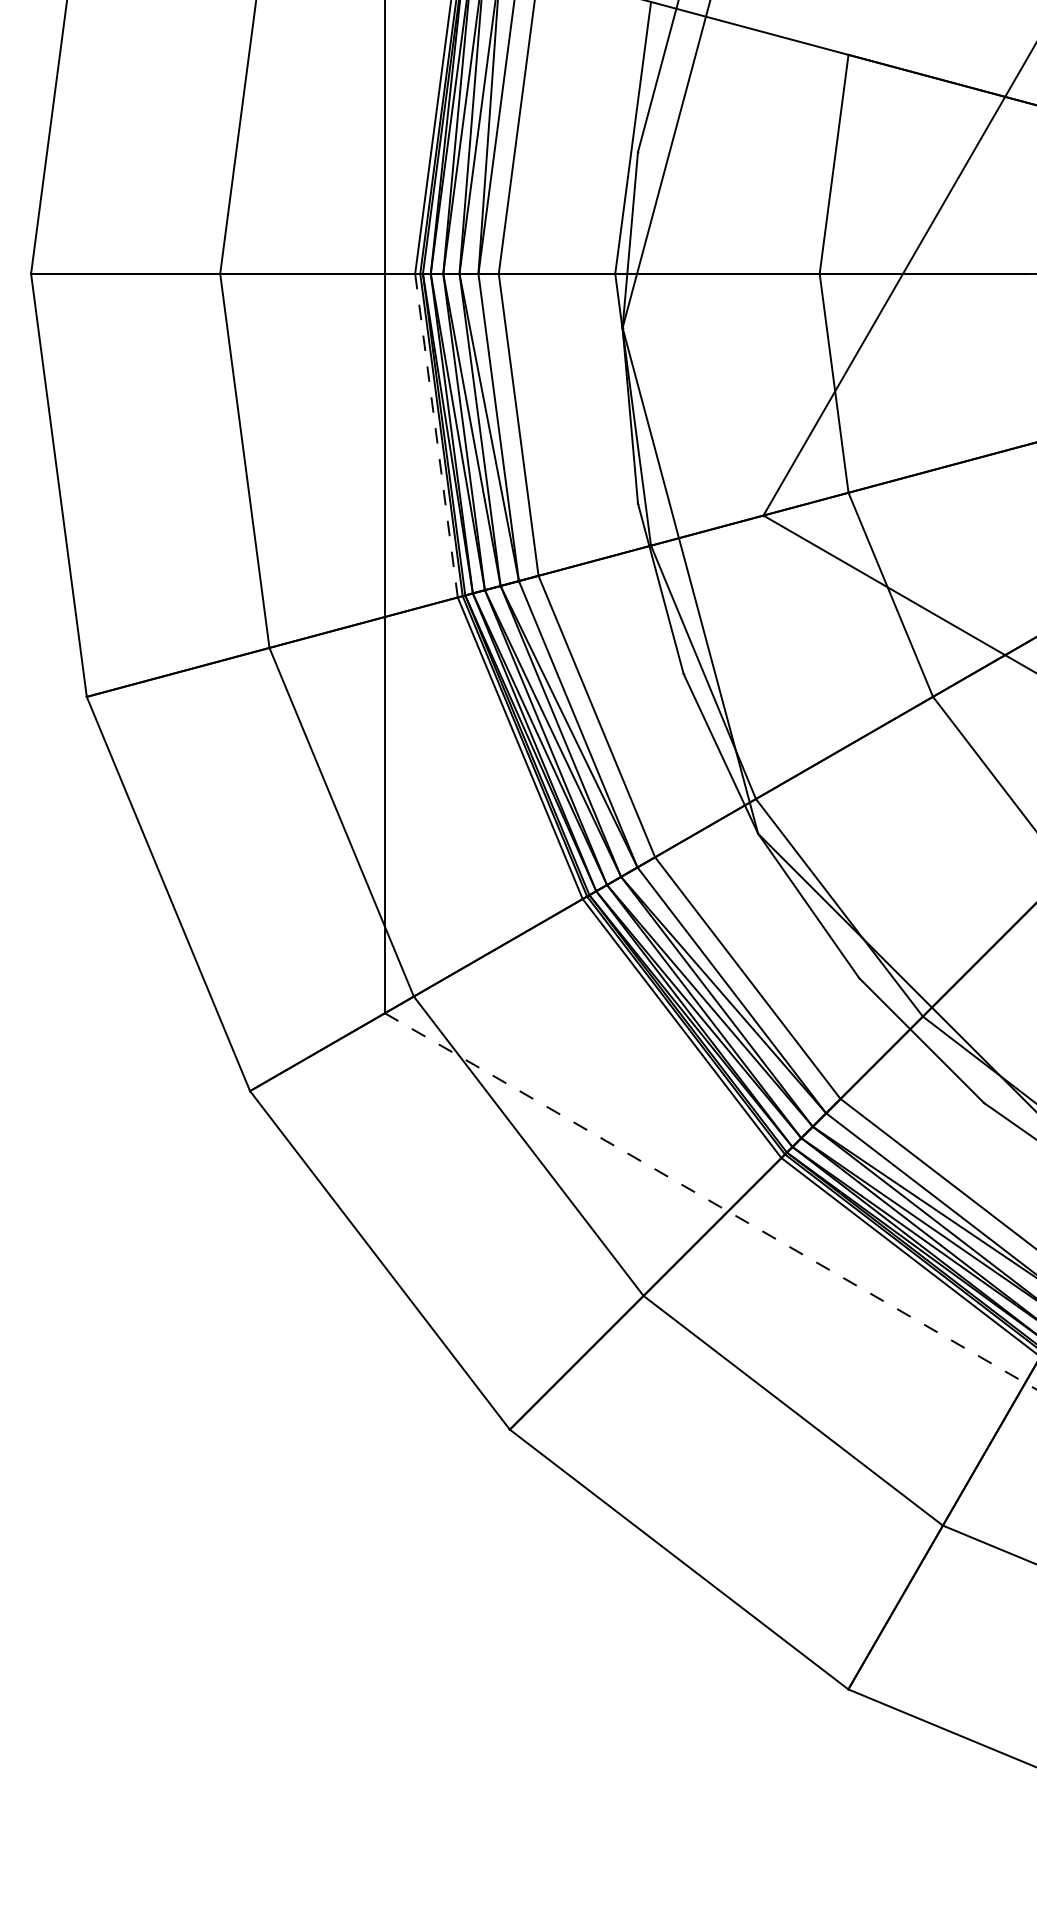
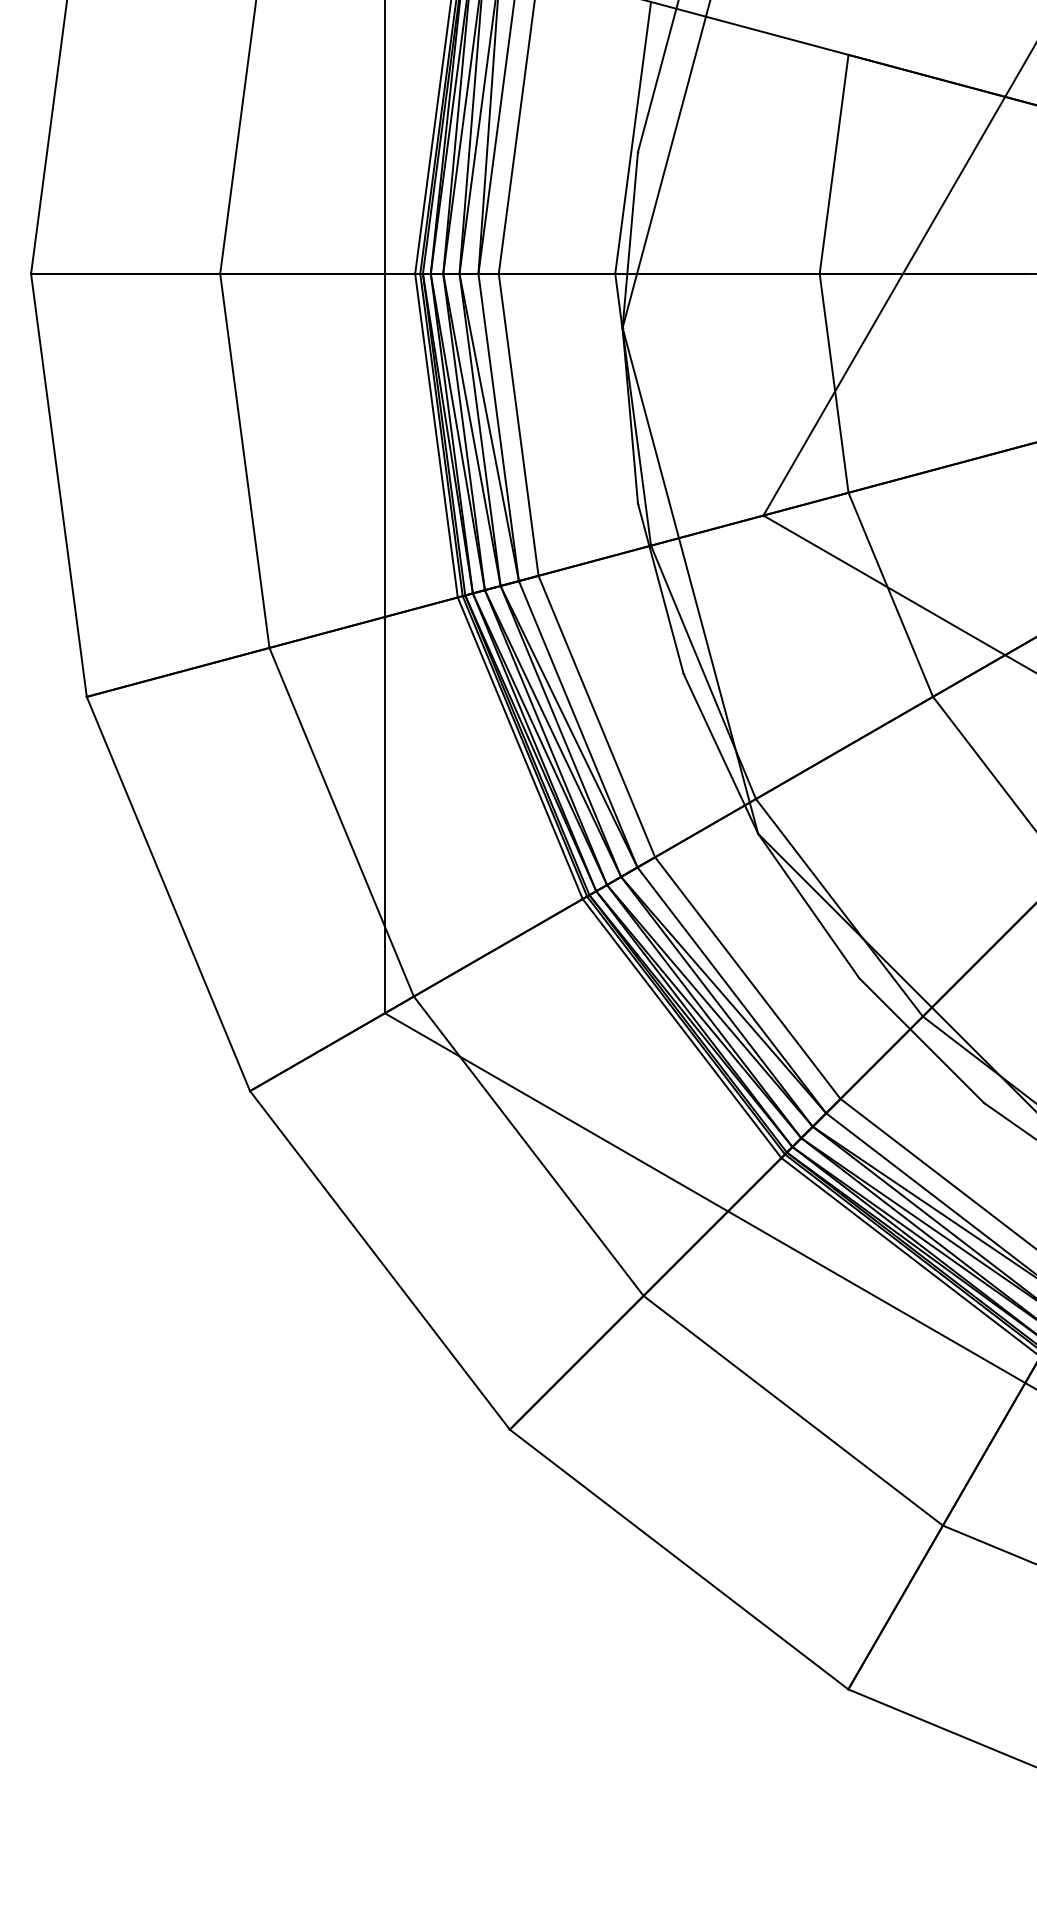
line: dashed -> solid (436, 436)
line: dashed -> solid (710, 1201)
